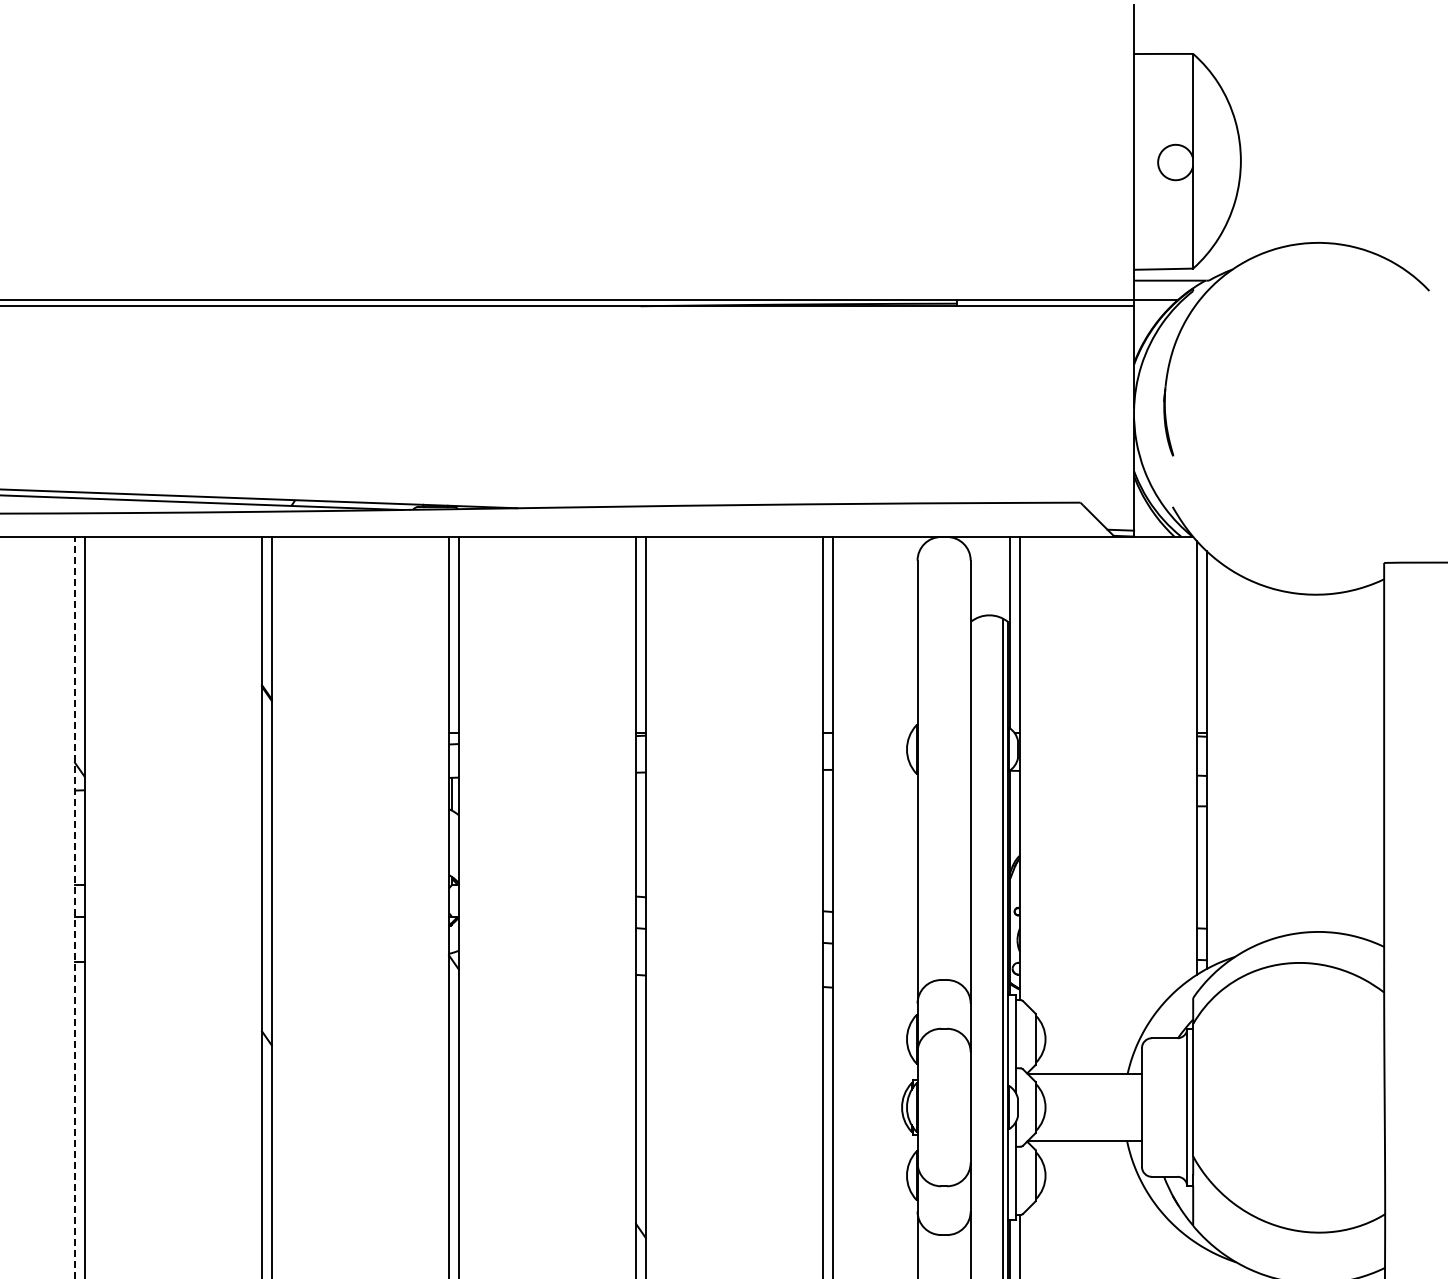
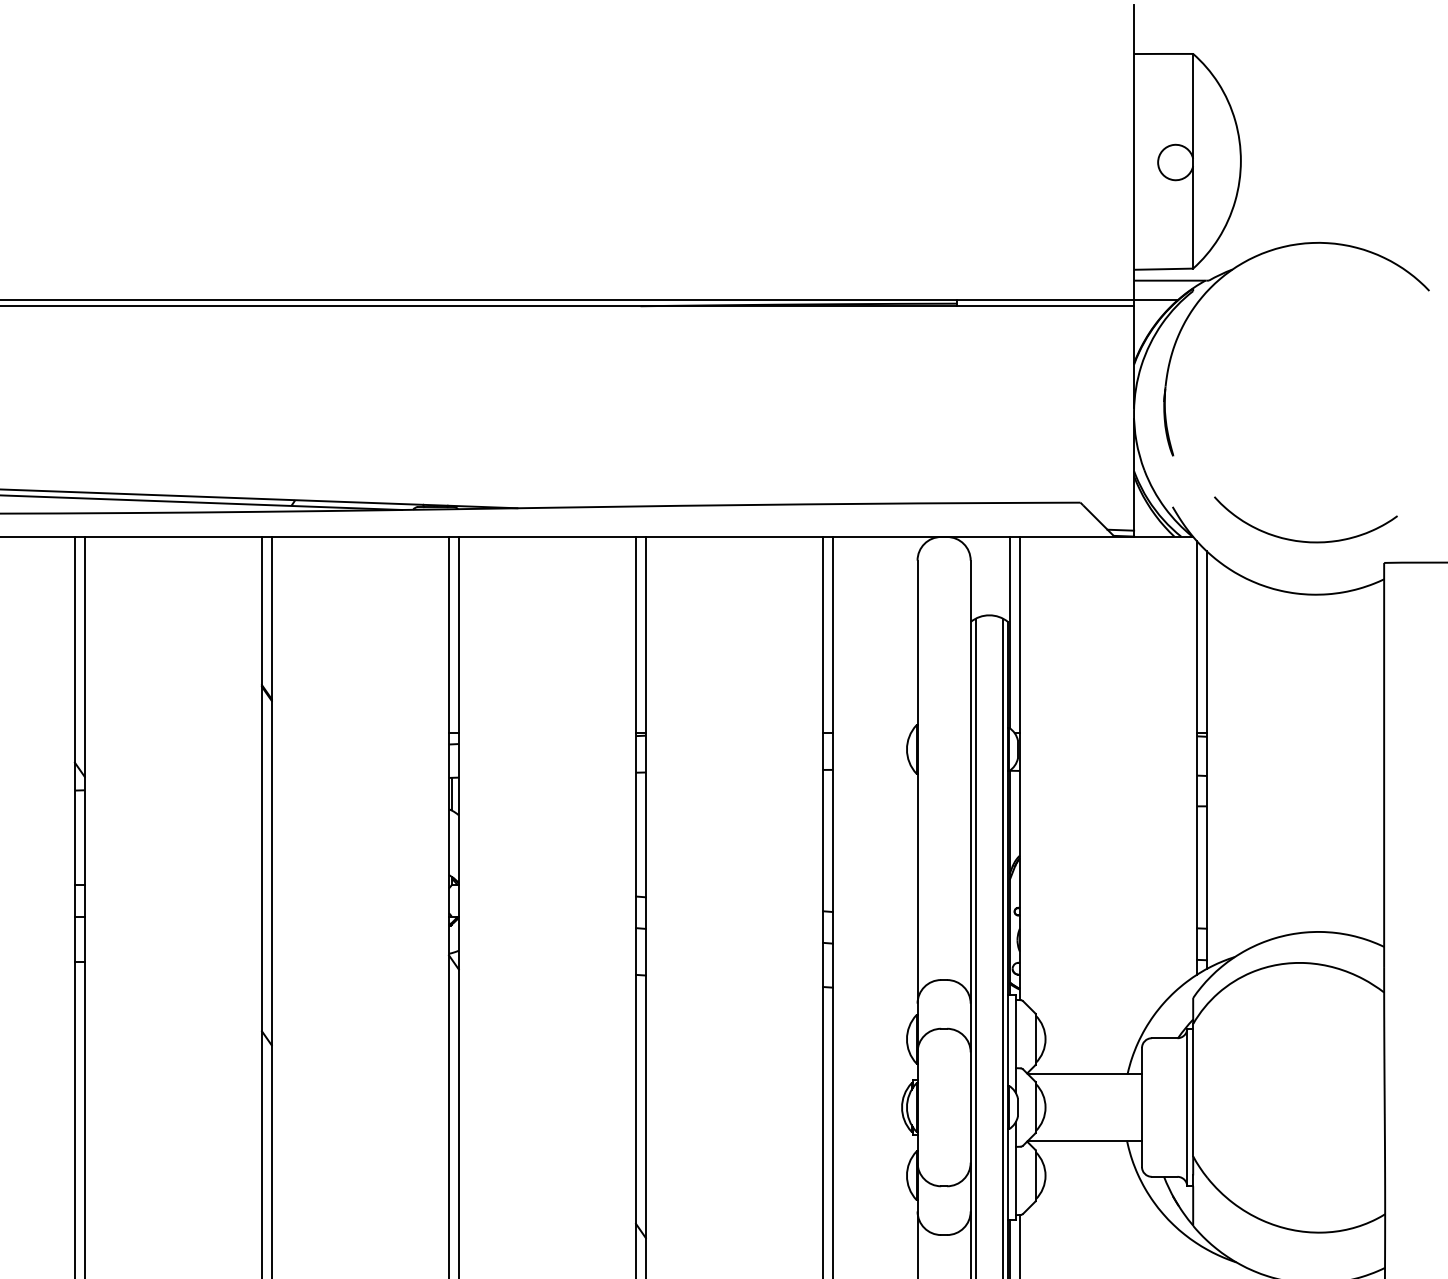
part: none -> present (1303, 540)
line: dashed -> solid (74, 907)
line: none -> present (975, 946)
